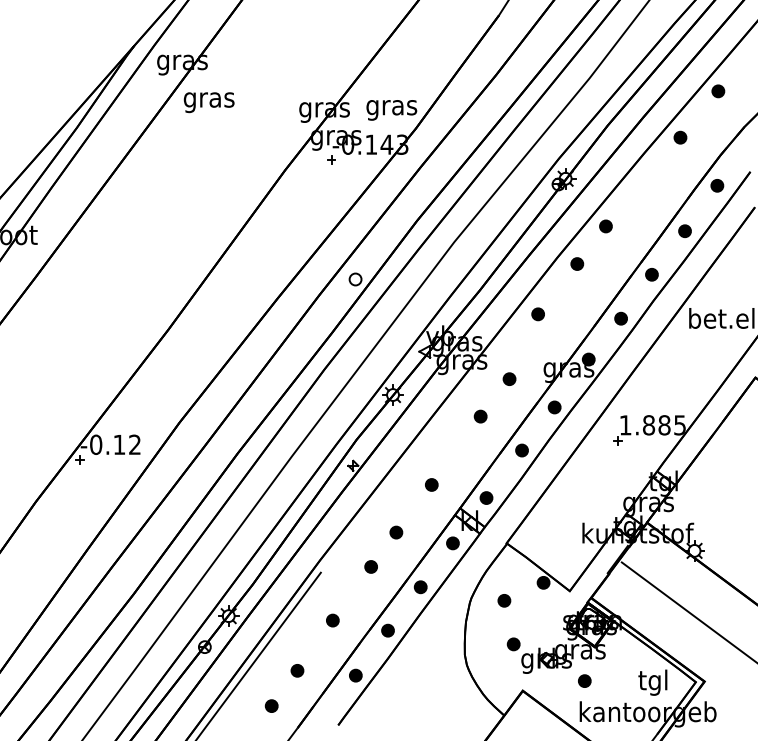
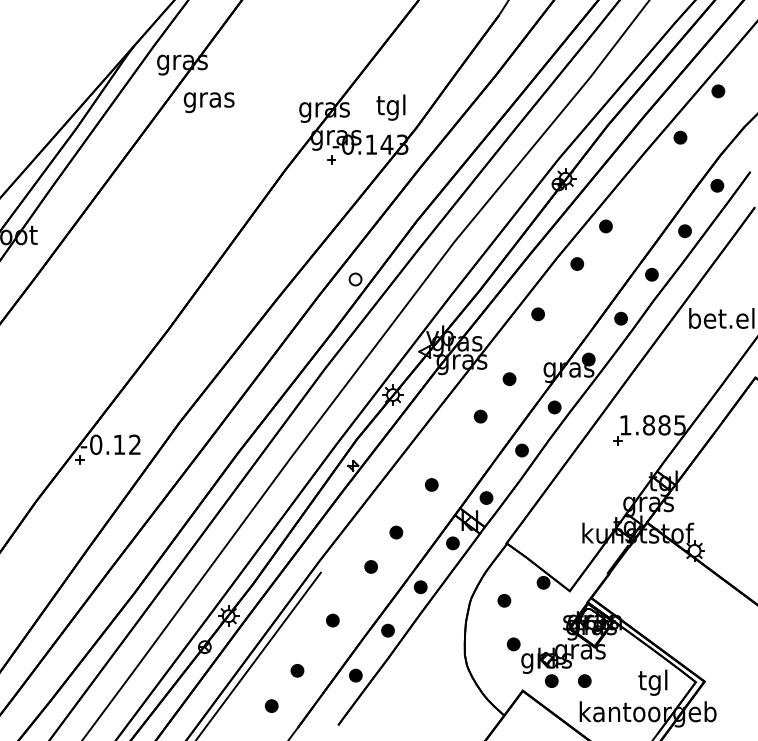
text: gras -> tgl (391, 107)
line: present -> none (687, 611)
part: none -> present (551, 680)
